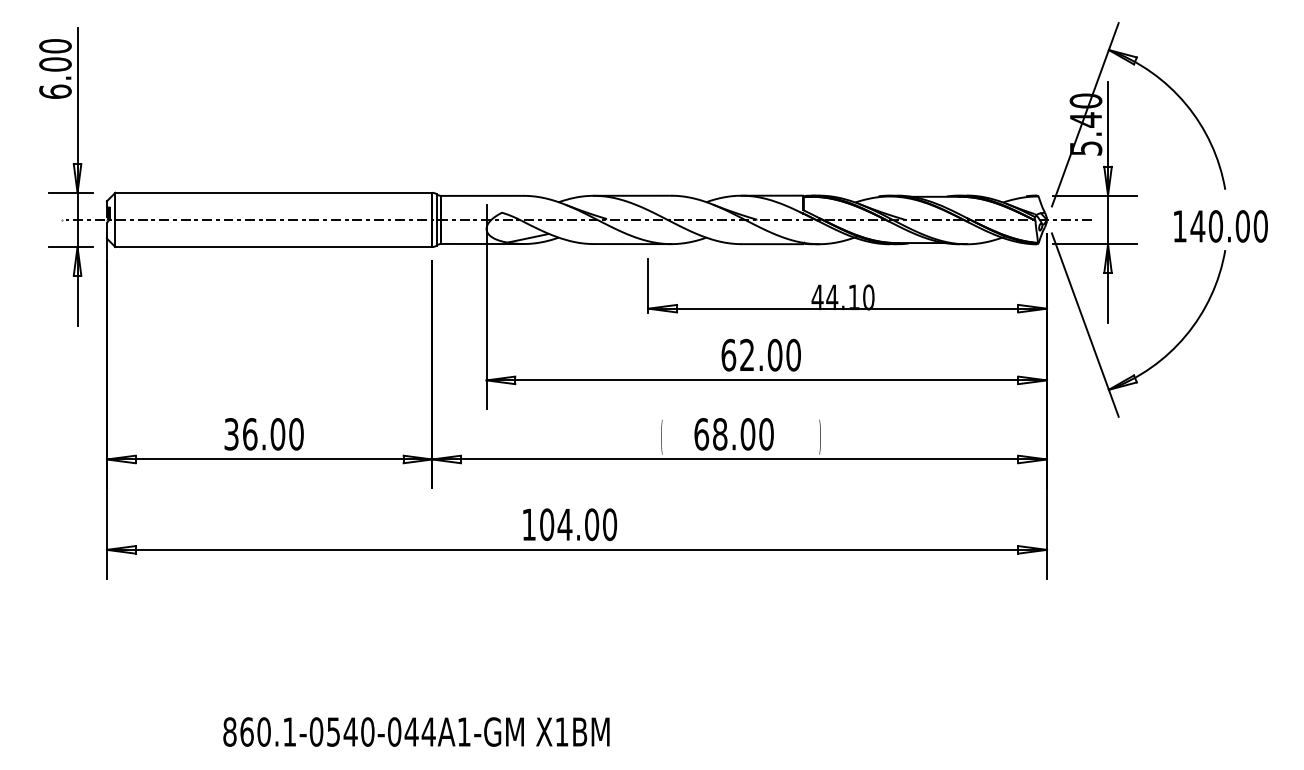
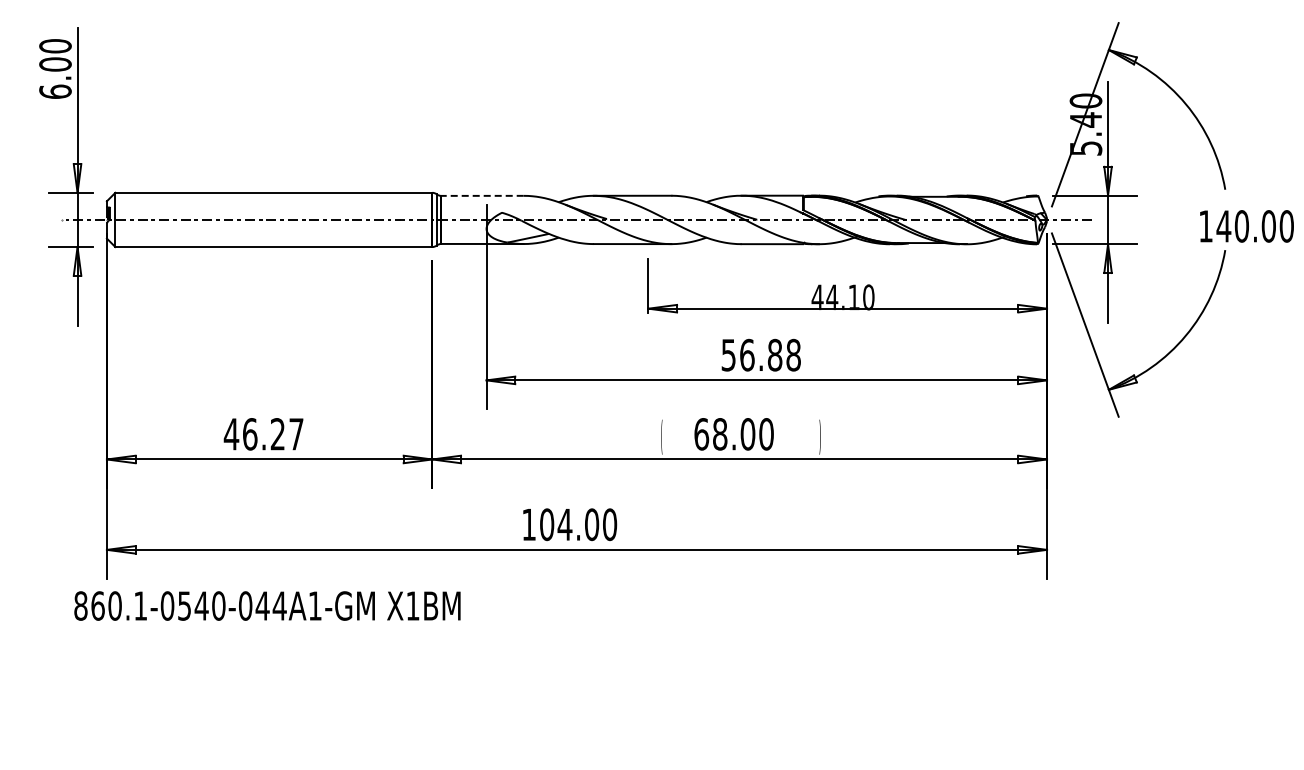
line: solid -> dashed (482, 195)
text position: (1220, 226) -> (1246, 226) (1246, 226)
text: 62.00 -> 56.88 (760, 354)
text: 36.00 -> 46.27 (263, 434)
text position: (416, 731) -> (267, 605) (267, 605)
